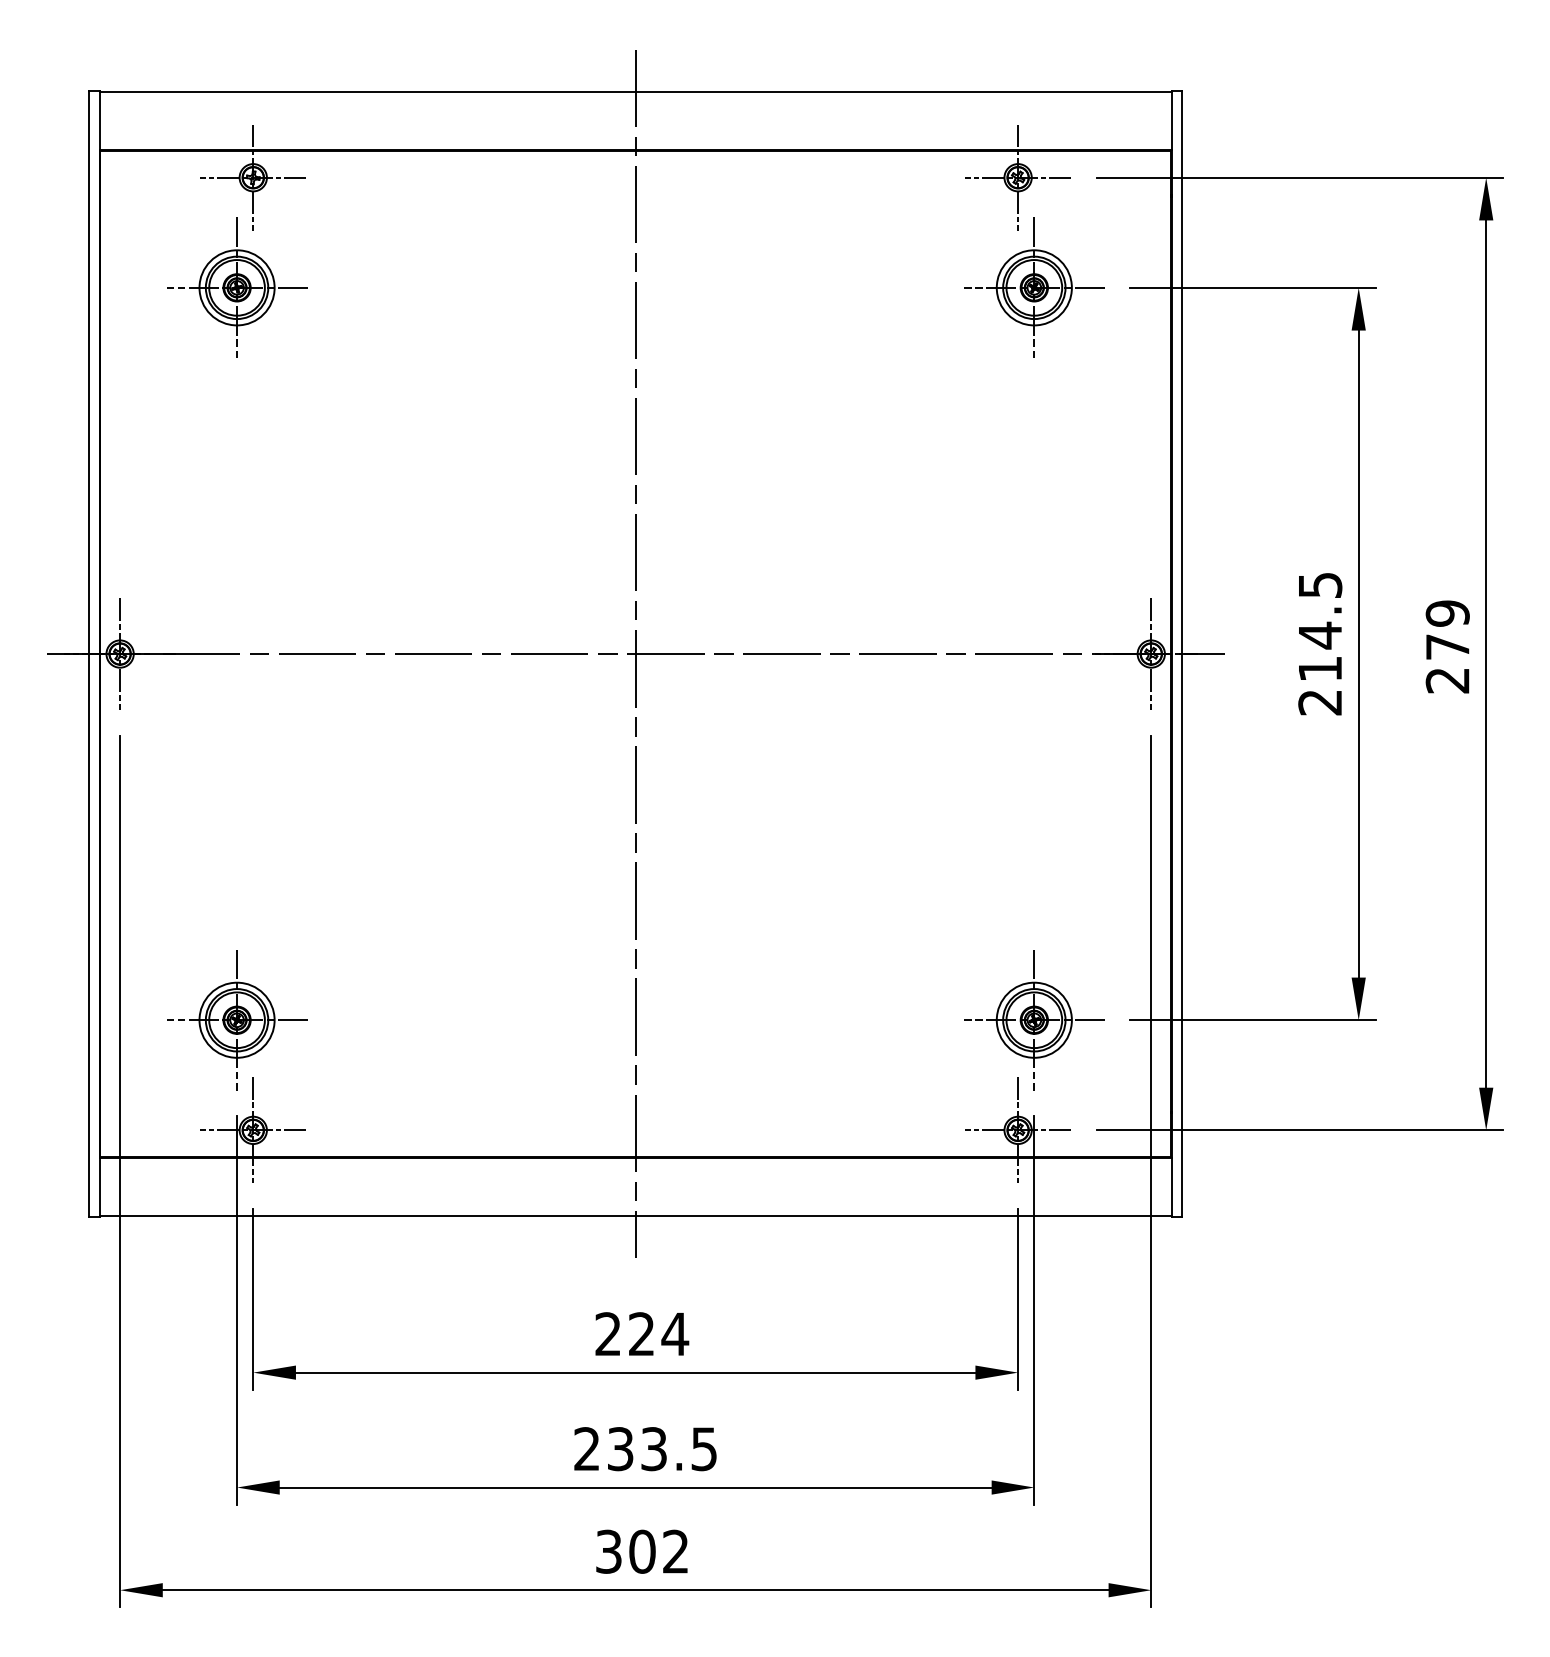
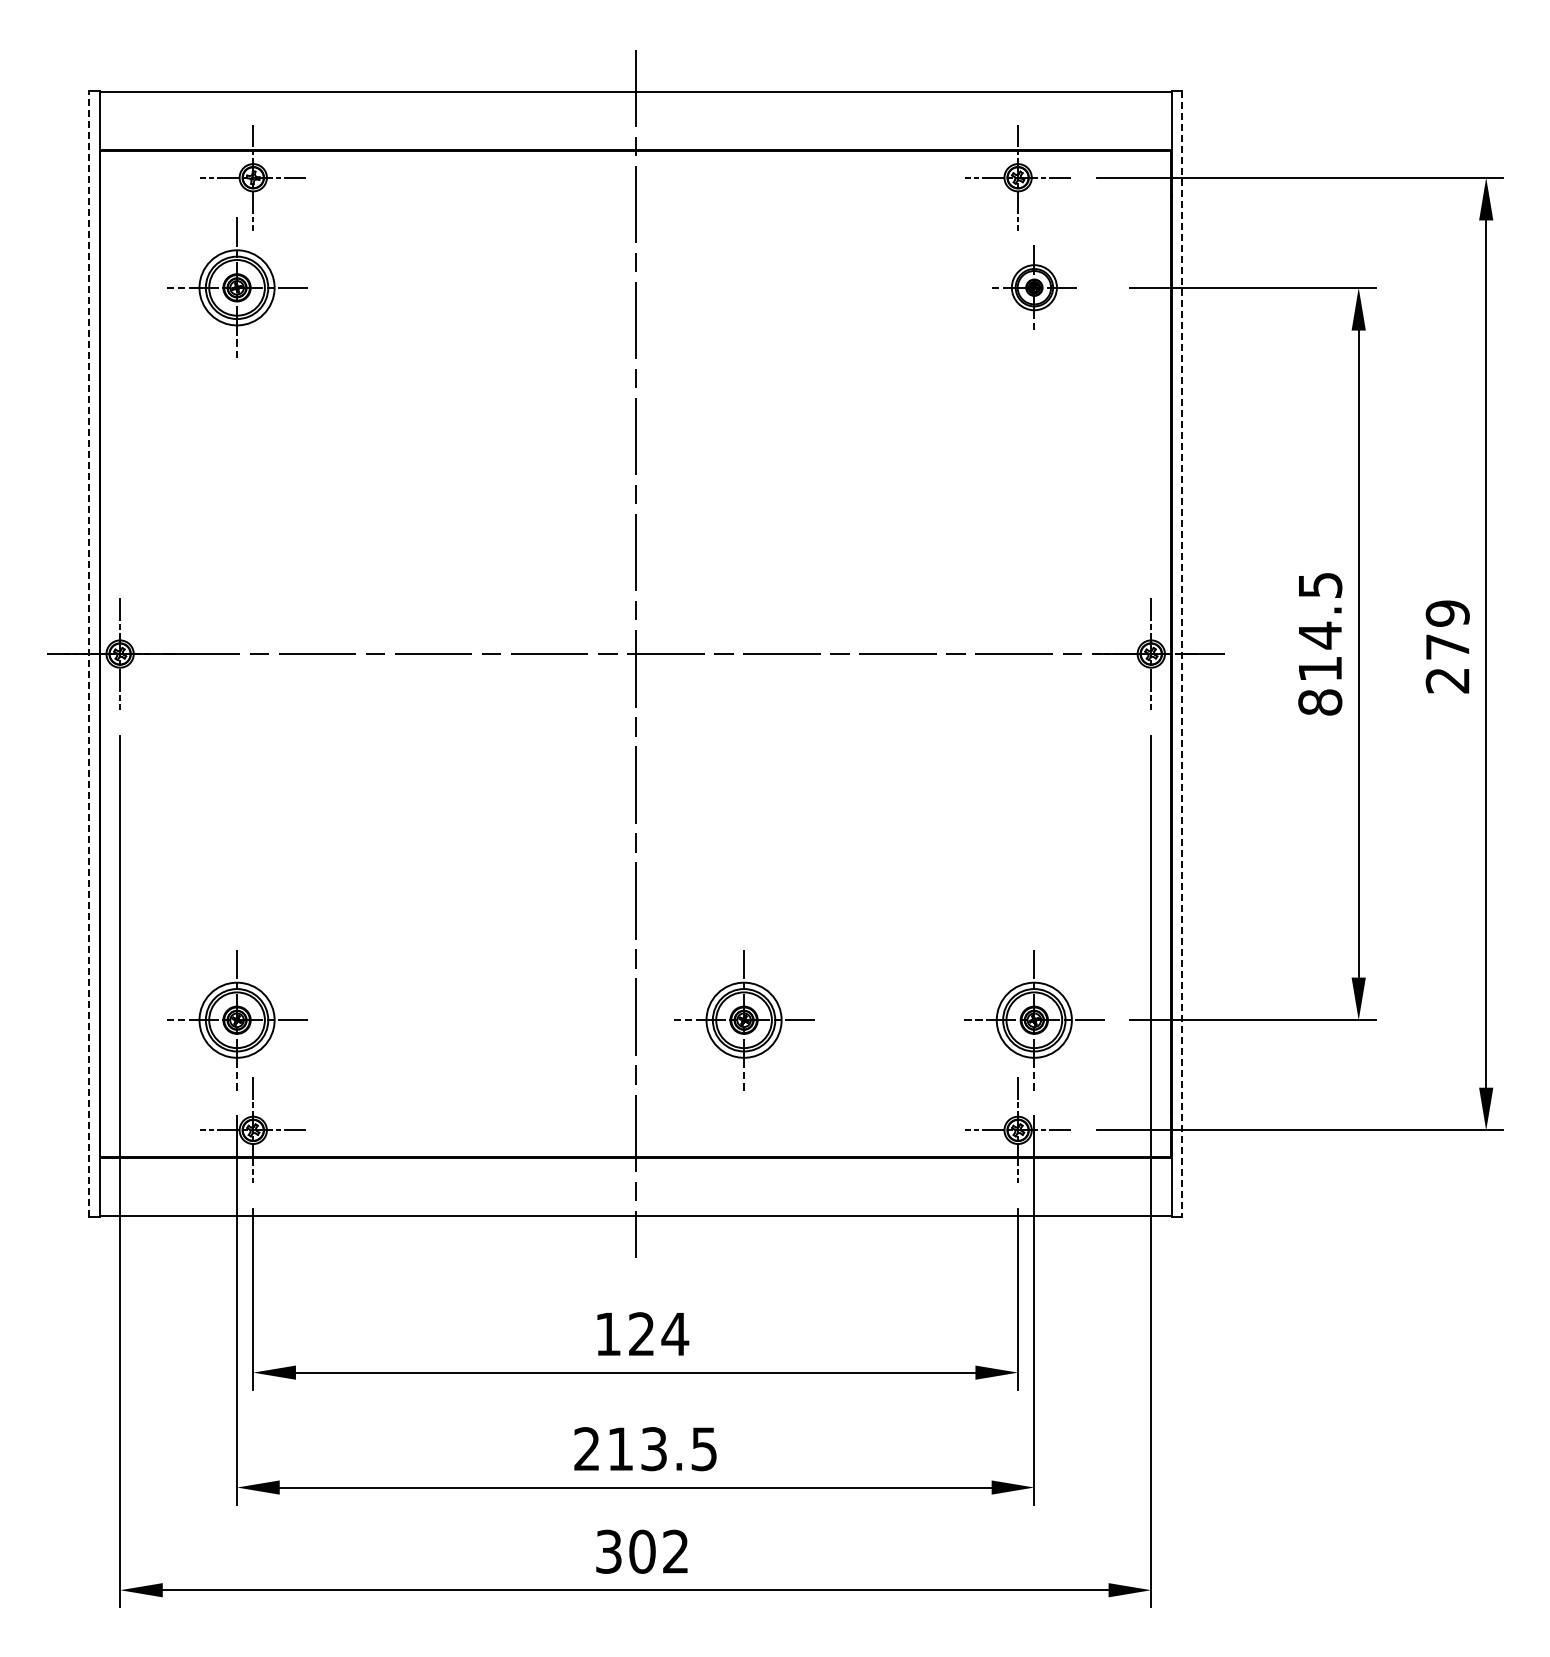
part size: 141x141 px -> 85x85 px (1034, 287)
line: solid -> dashed (89, 653)
line: solid -> dashed (1182, 654)
text: 214.5 -> 814.5 (1320, 702)
part: none -> present (744, 1020)
text: 224 -> 124 (607, 1333)
text: 233.5 -> 213.5 (620, 1449)
